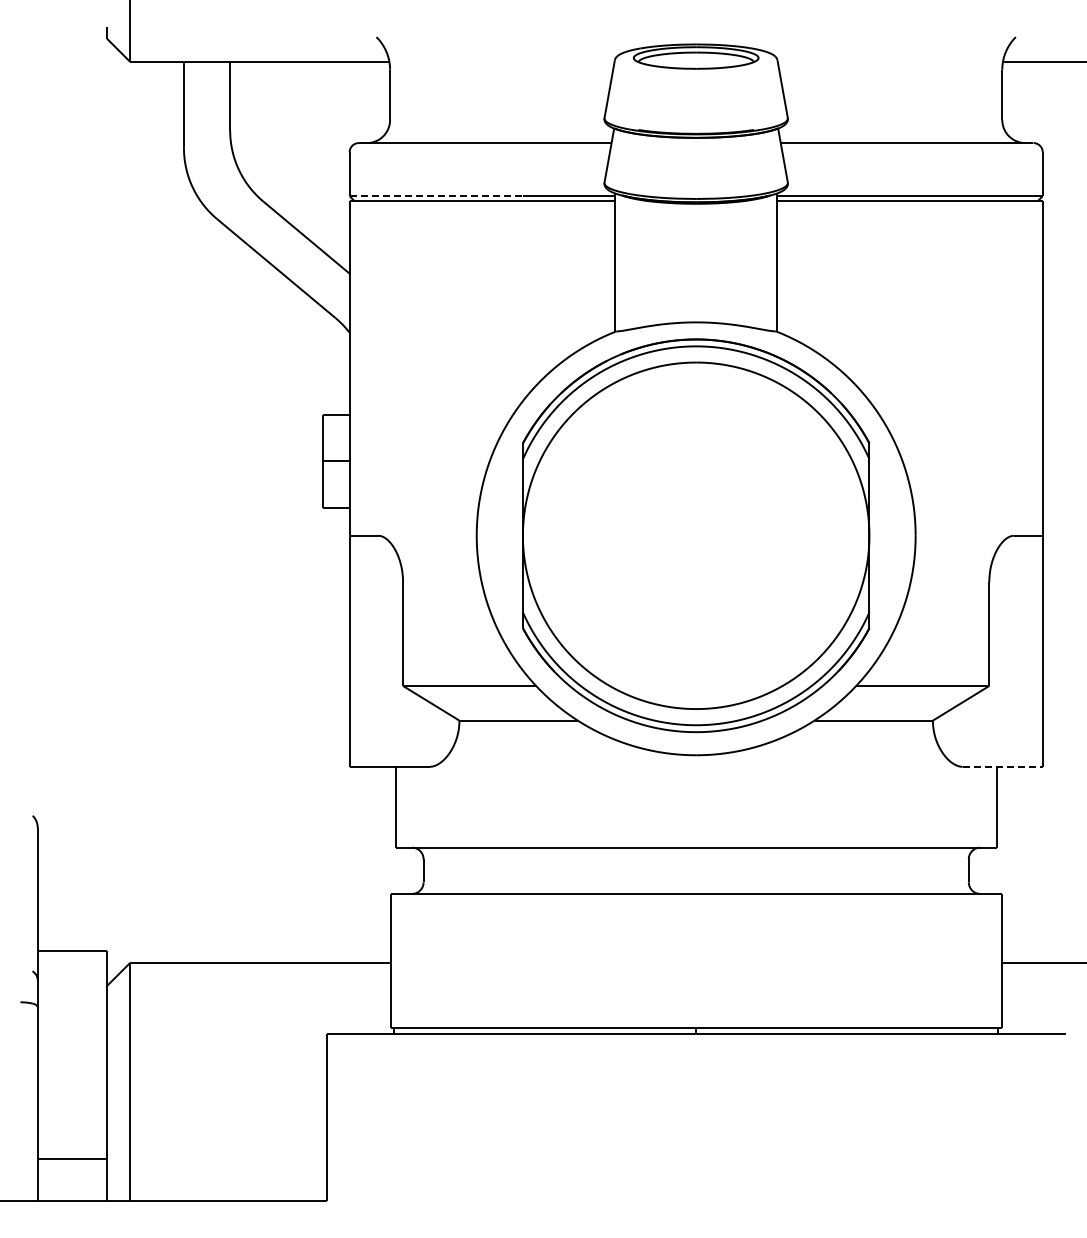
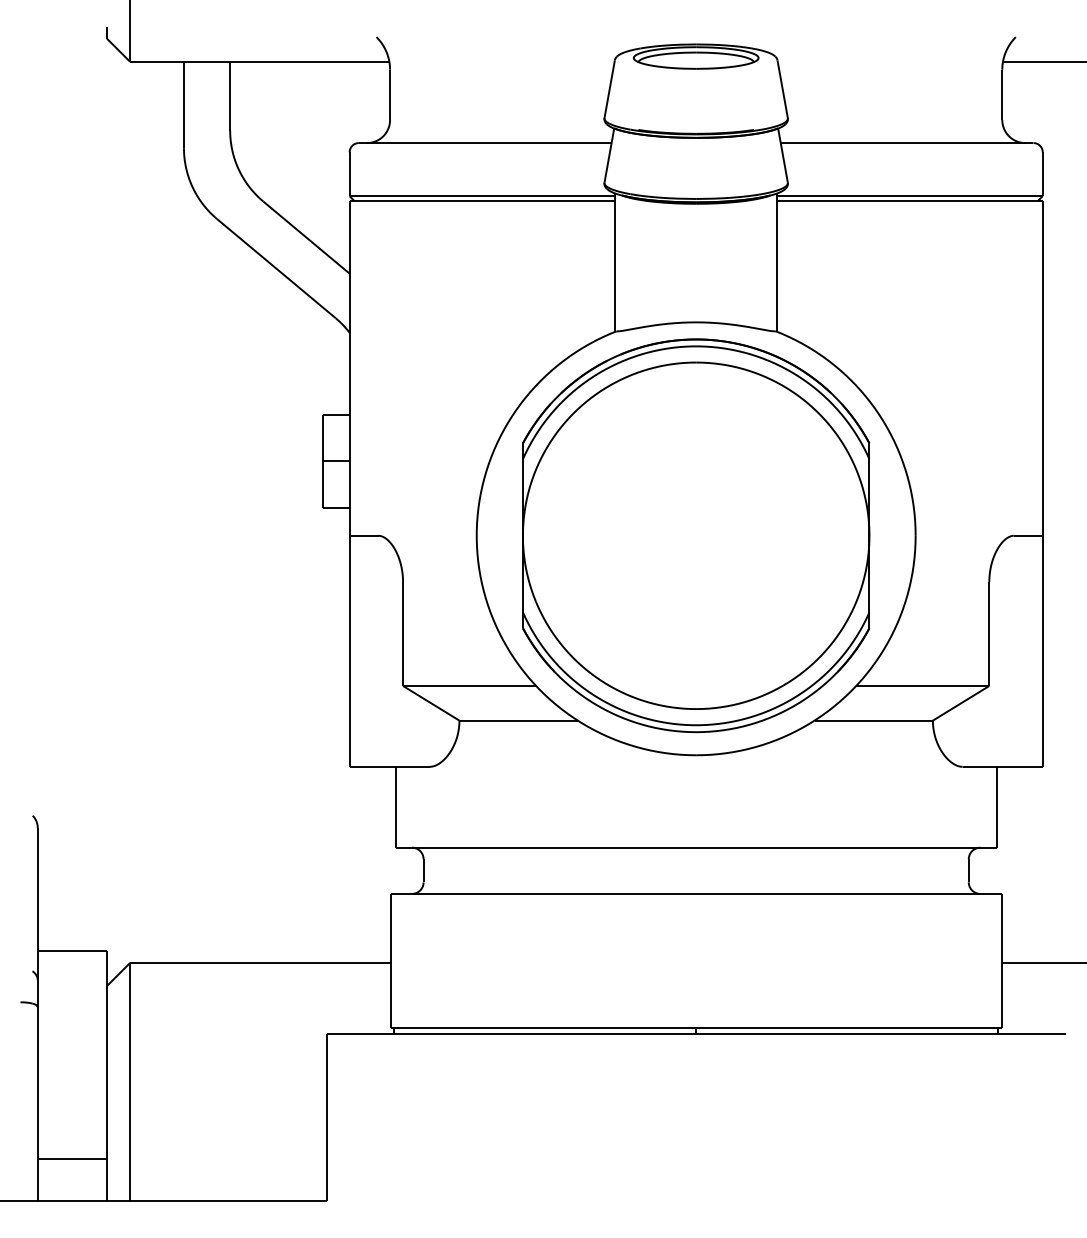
line: dashed -> solid (436, 196)
line: dashed -> solid (1003, 766)
